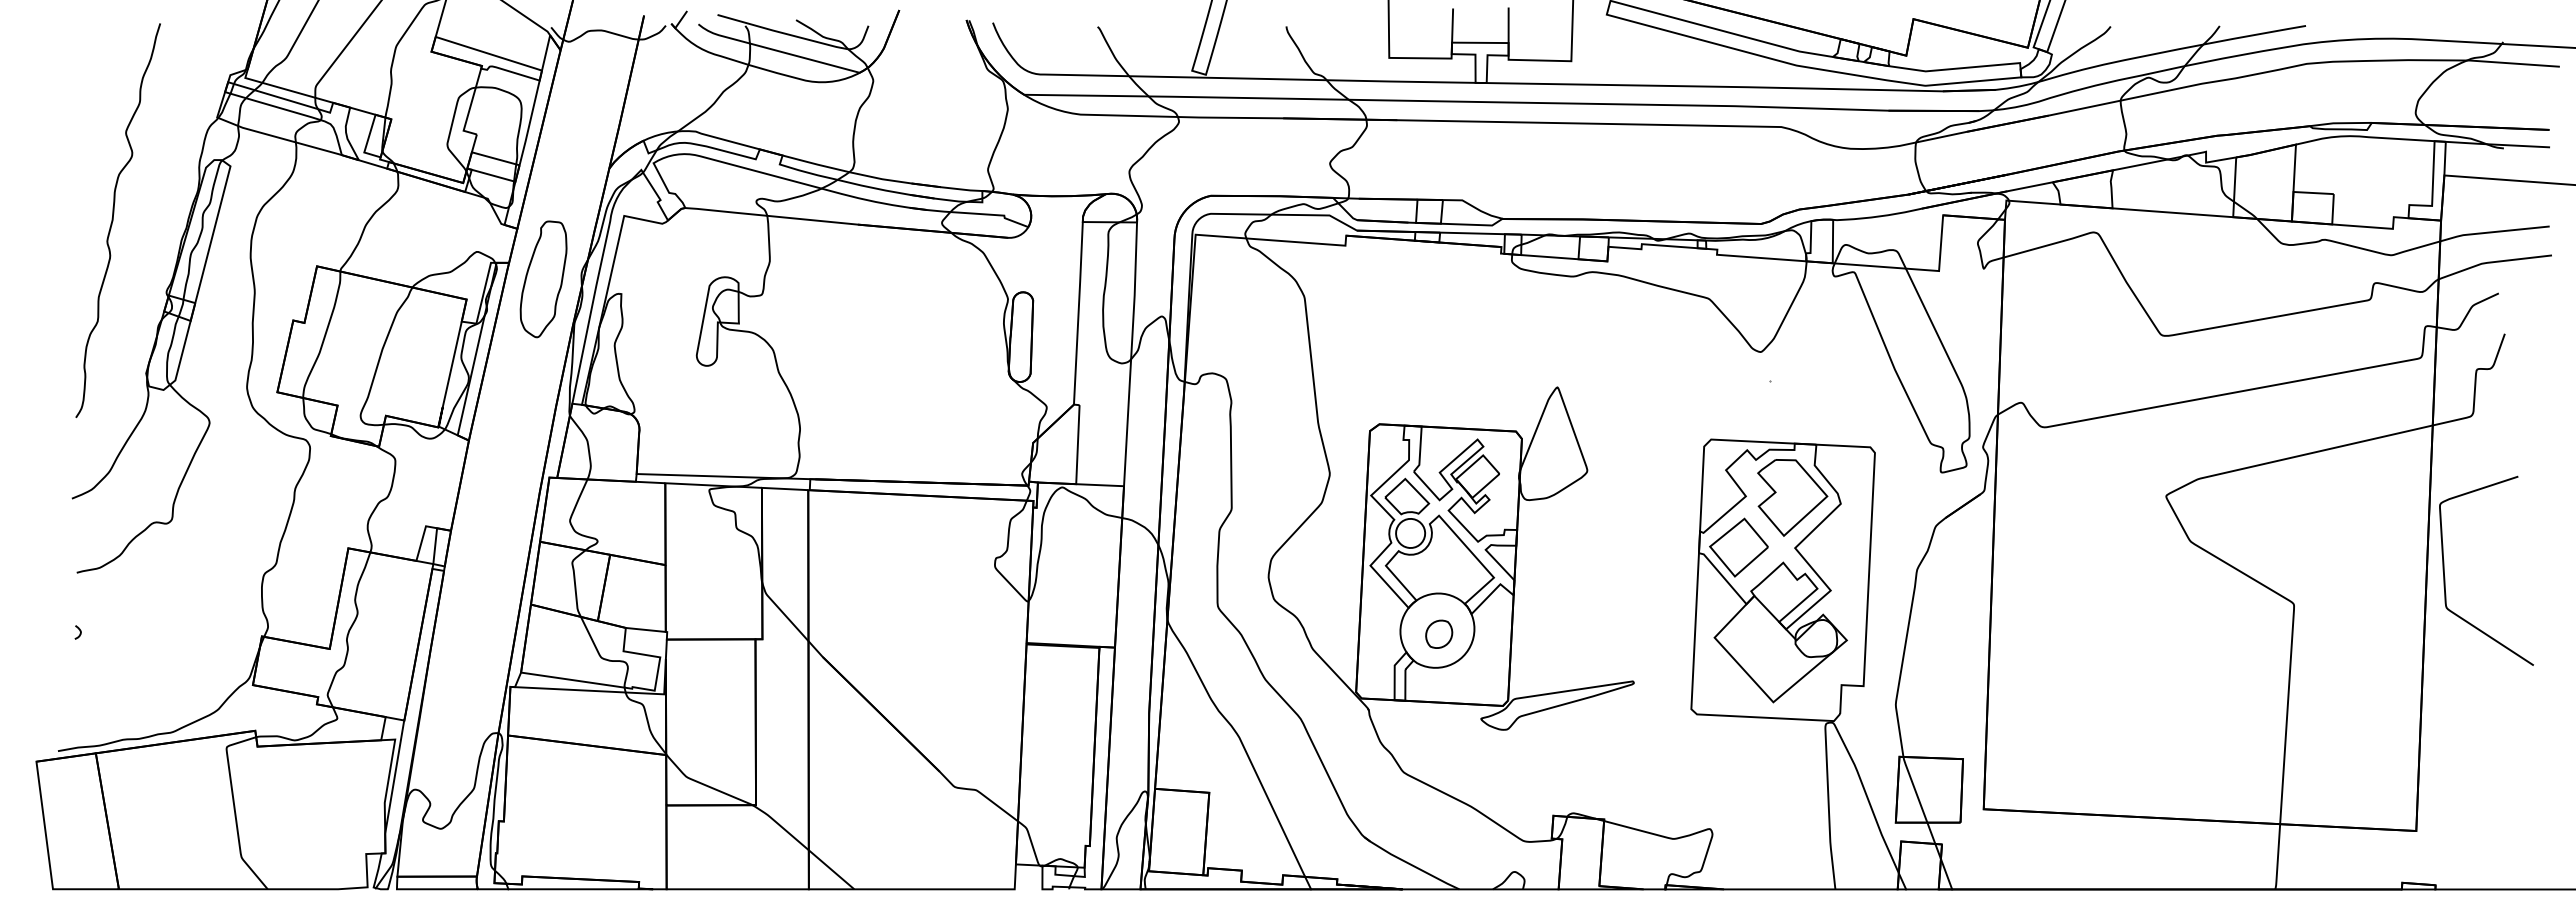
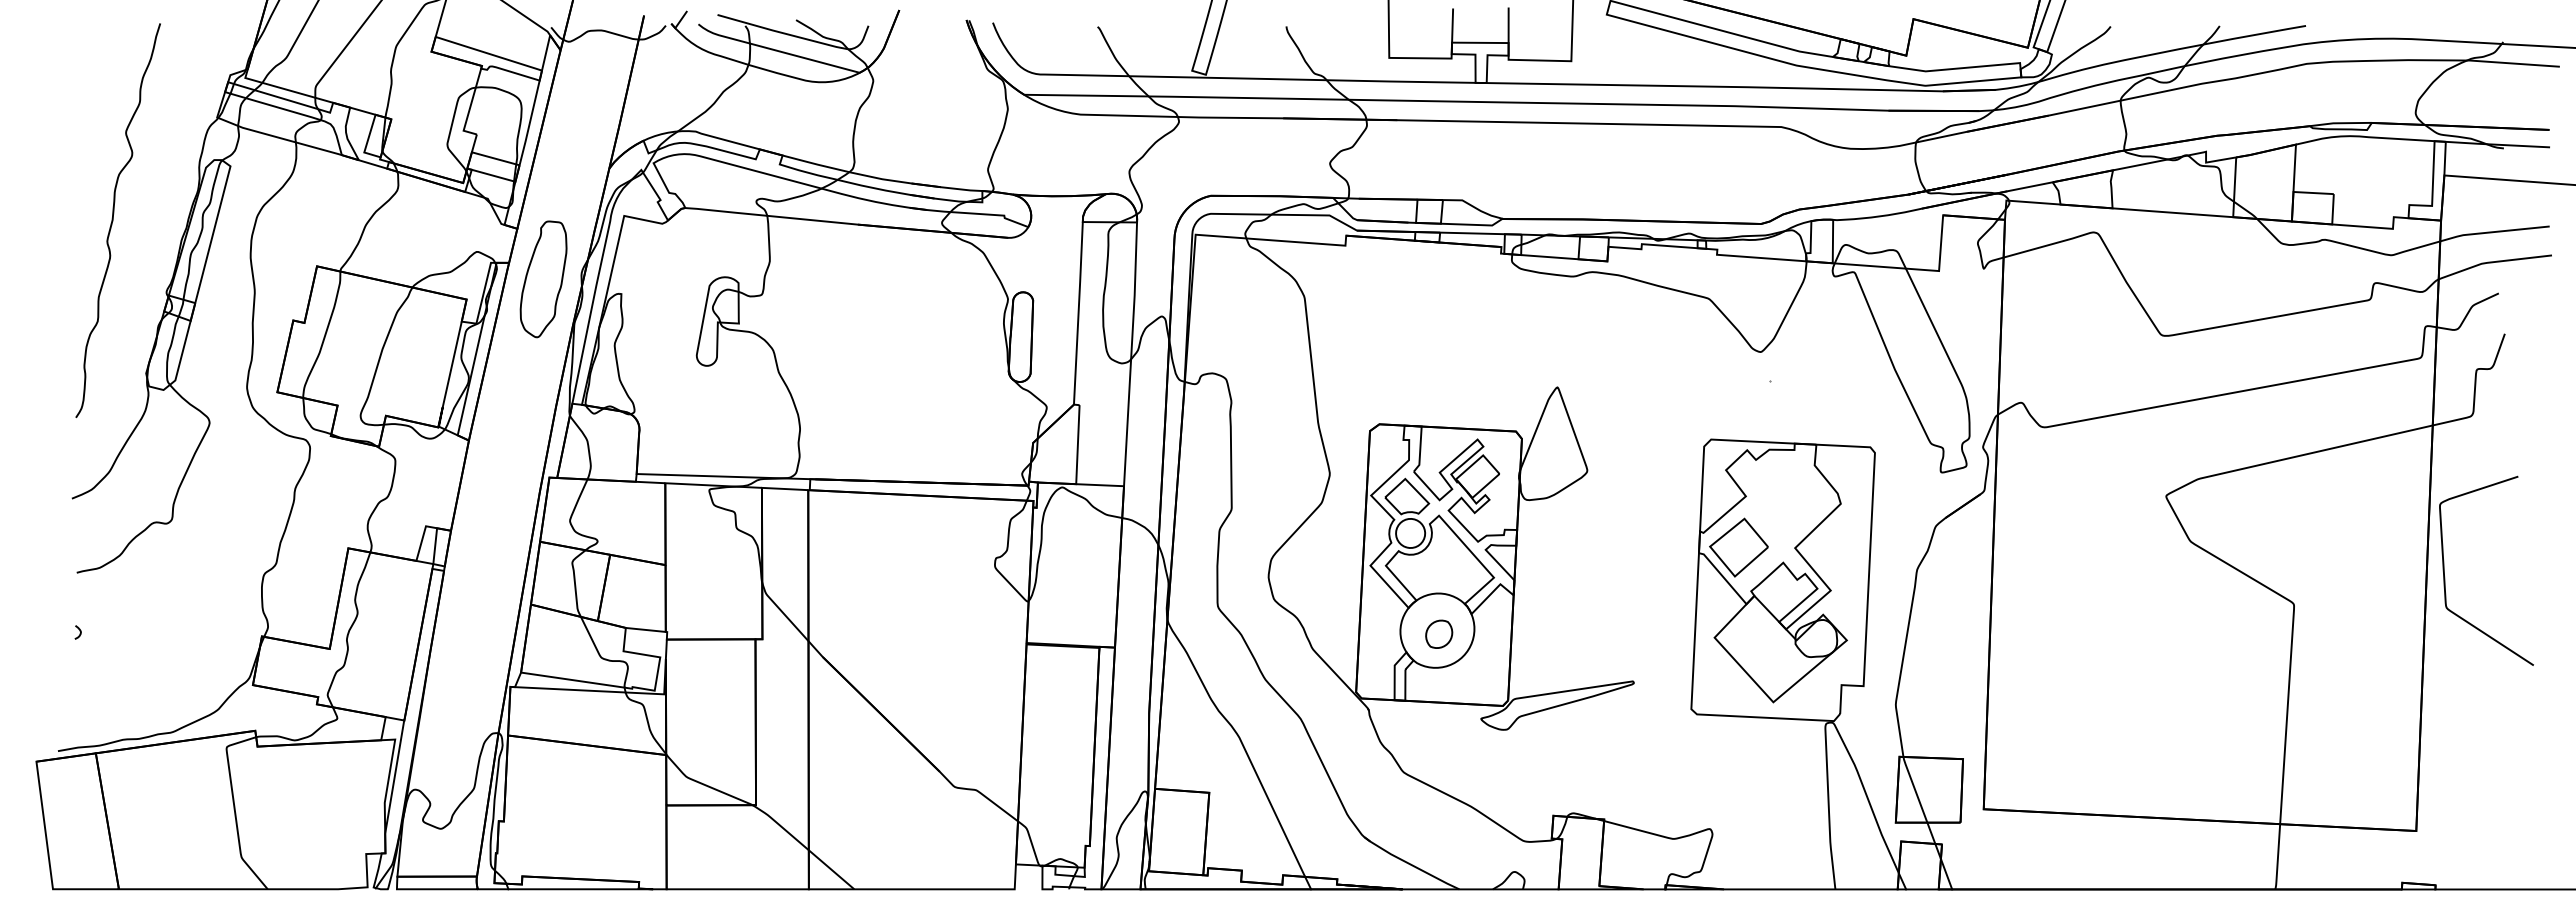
part: present -> none (1792, 497)
